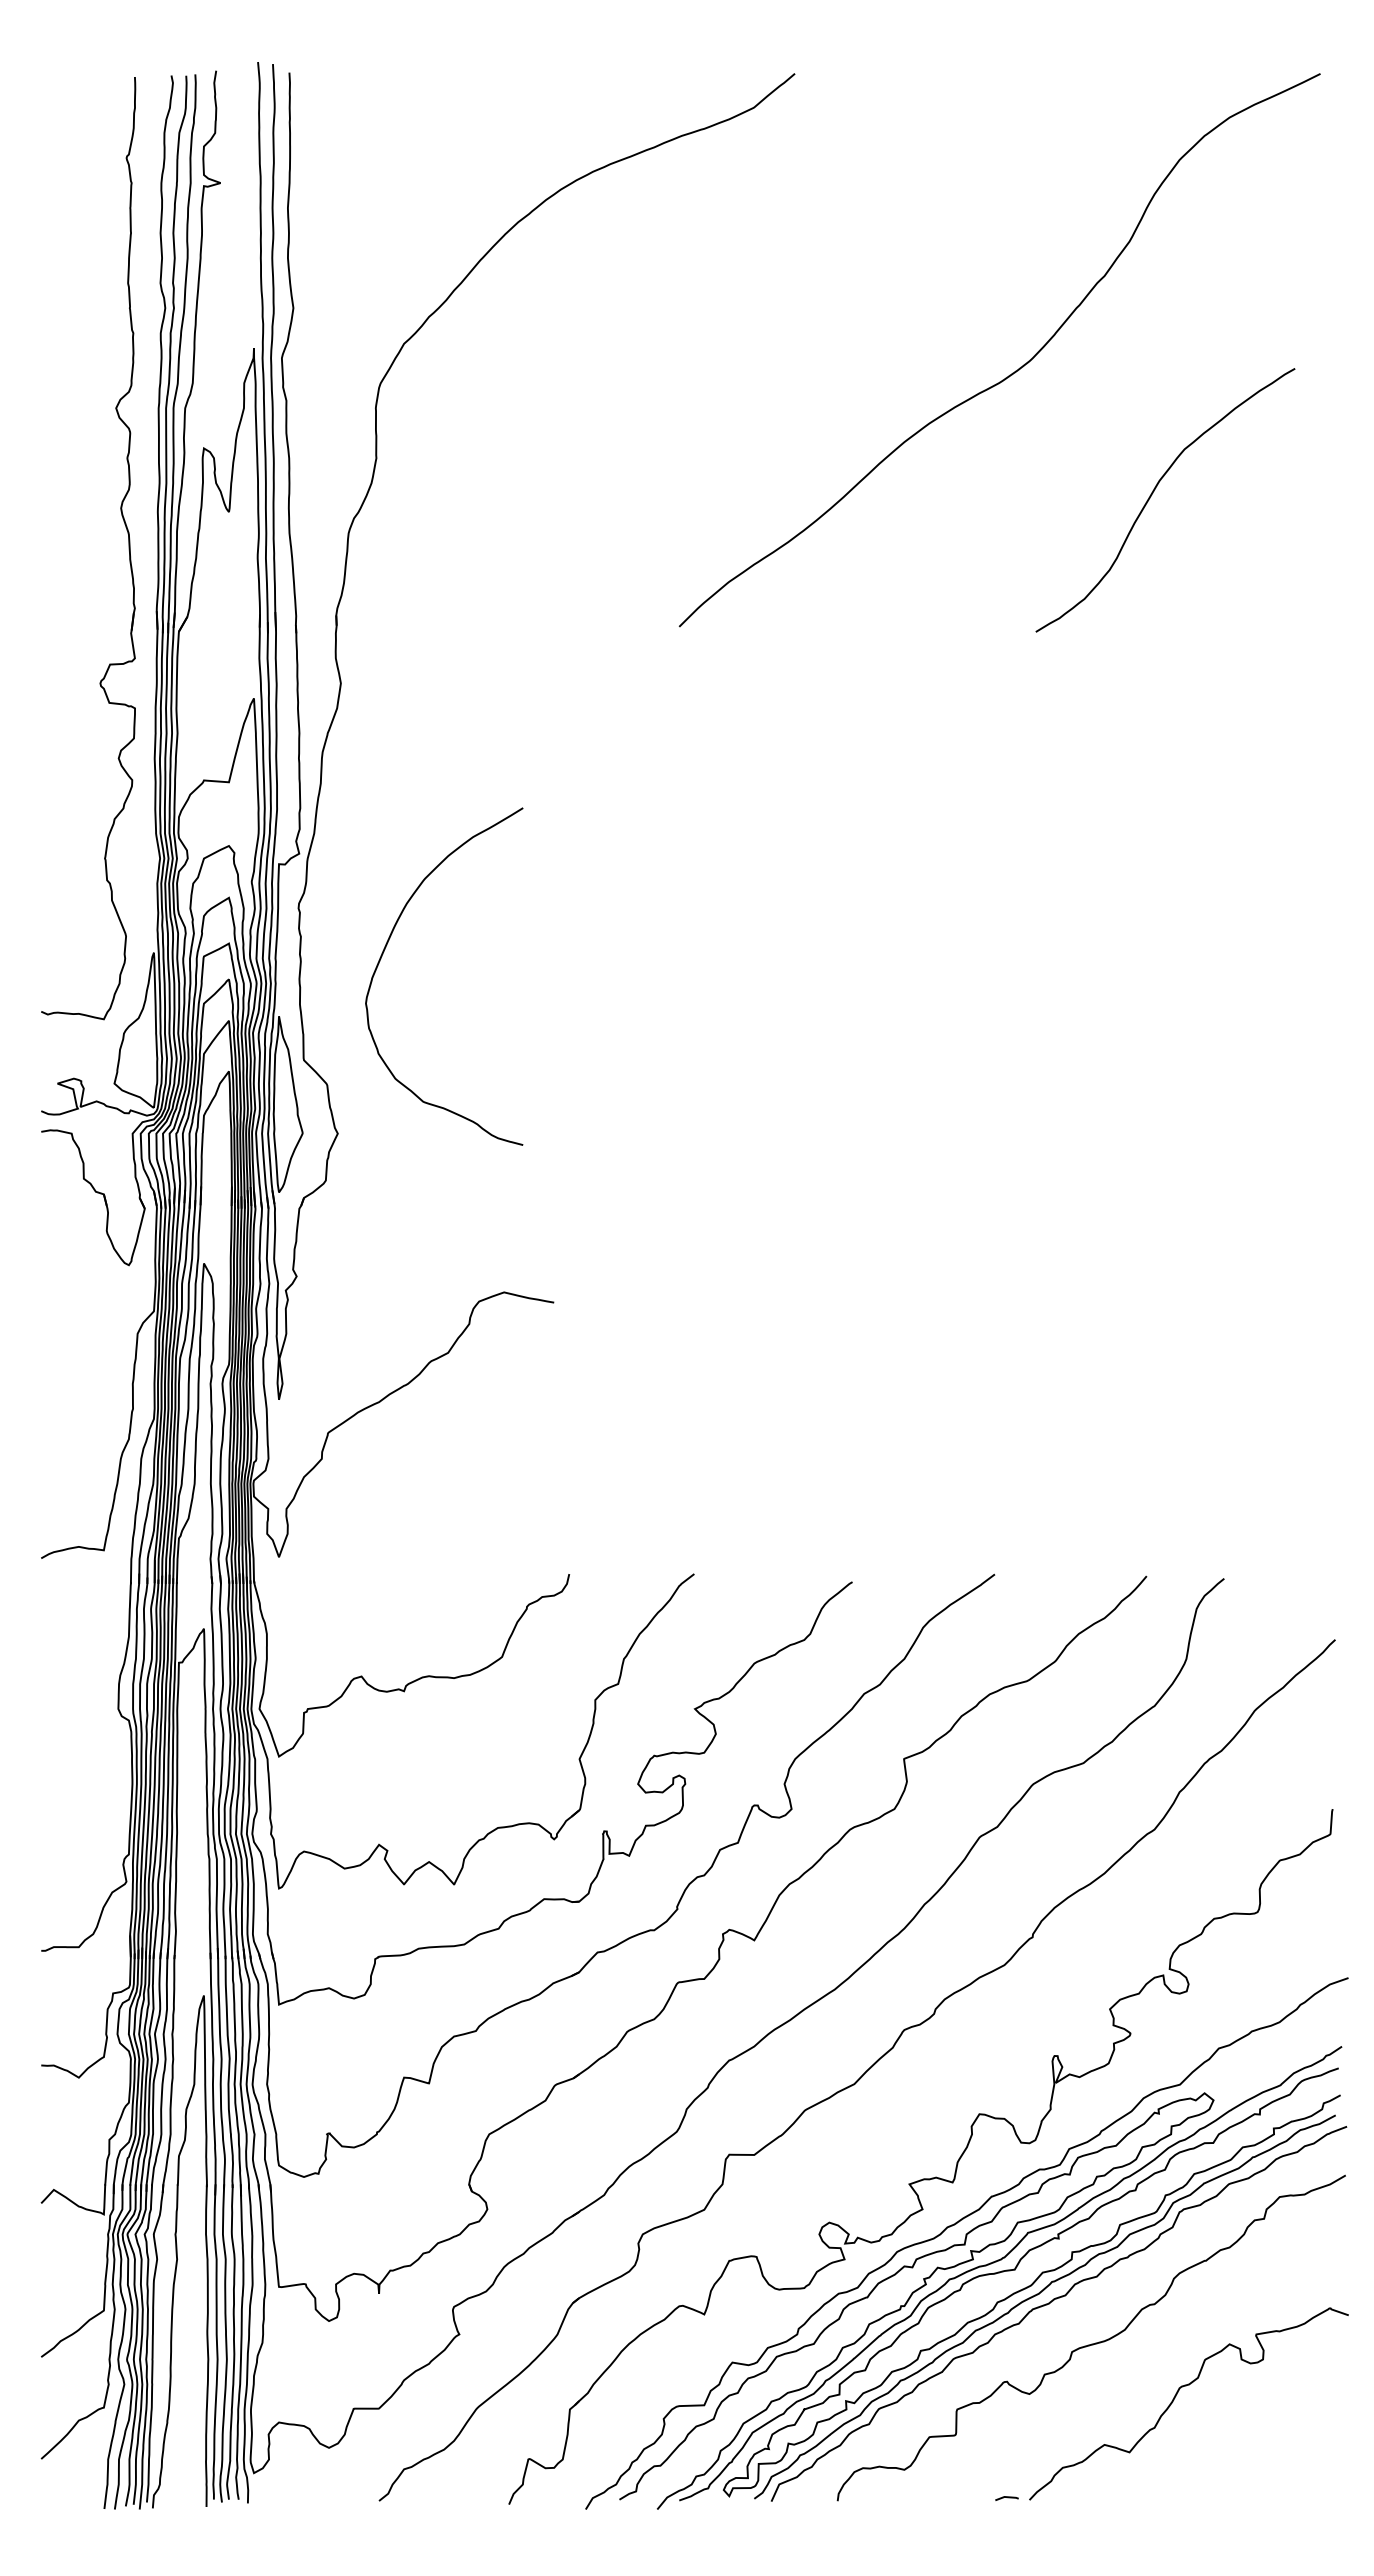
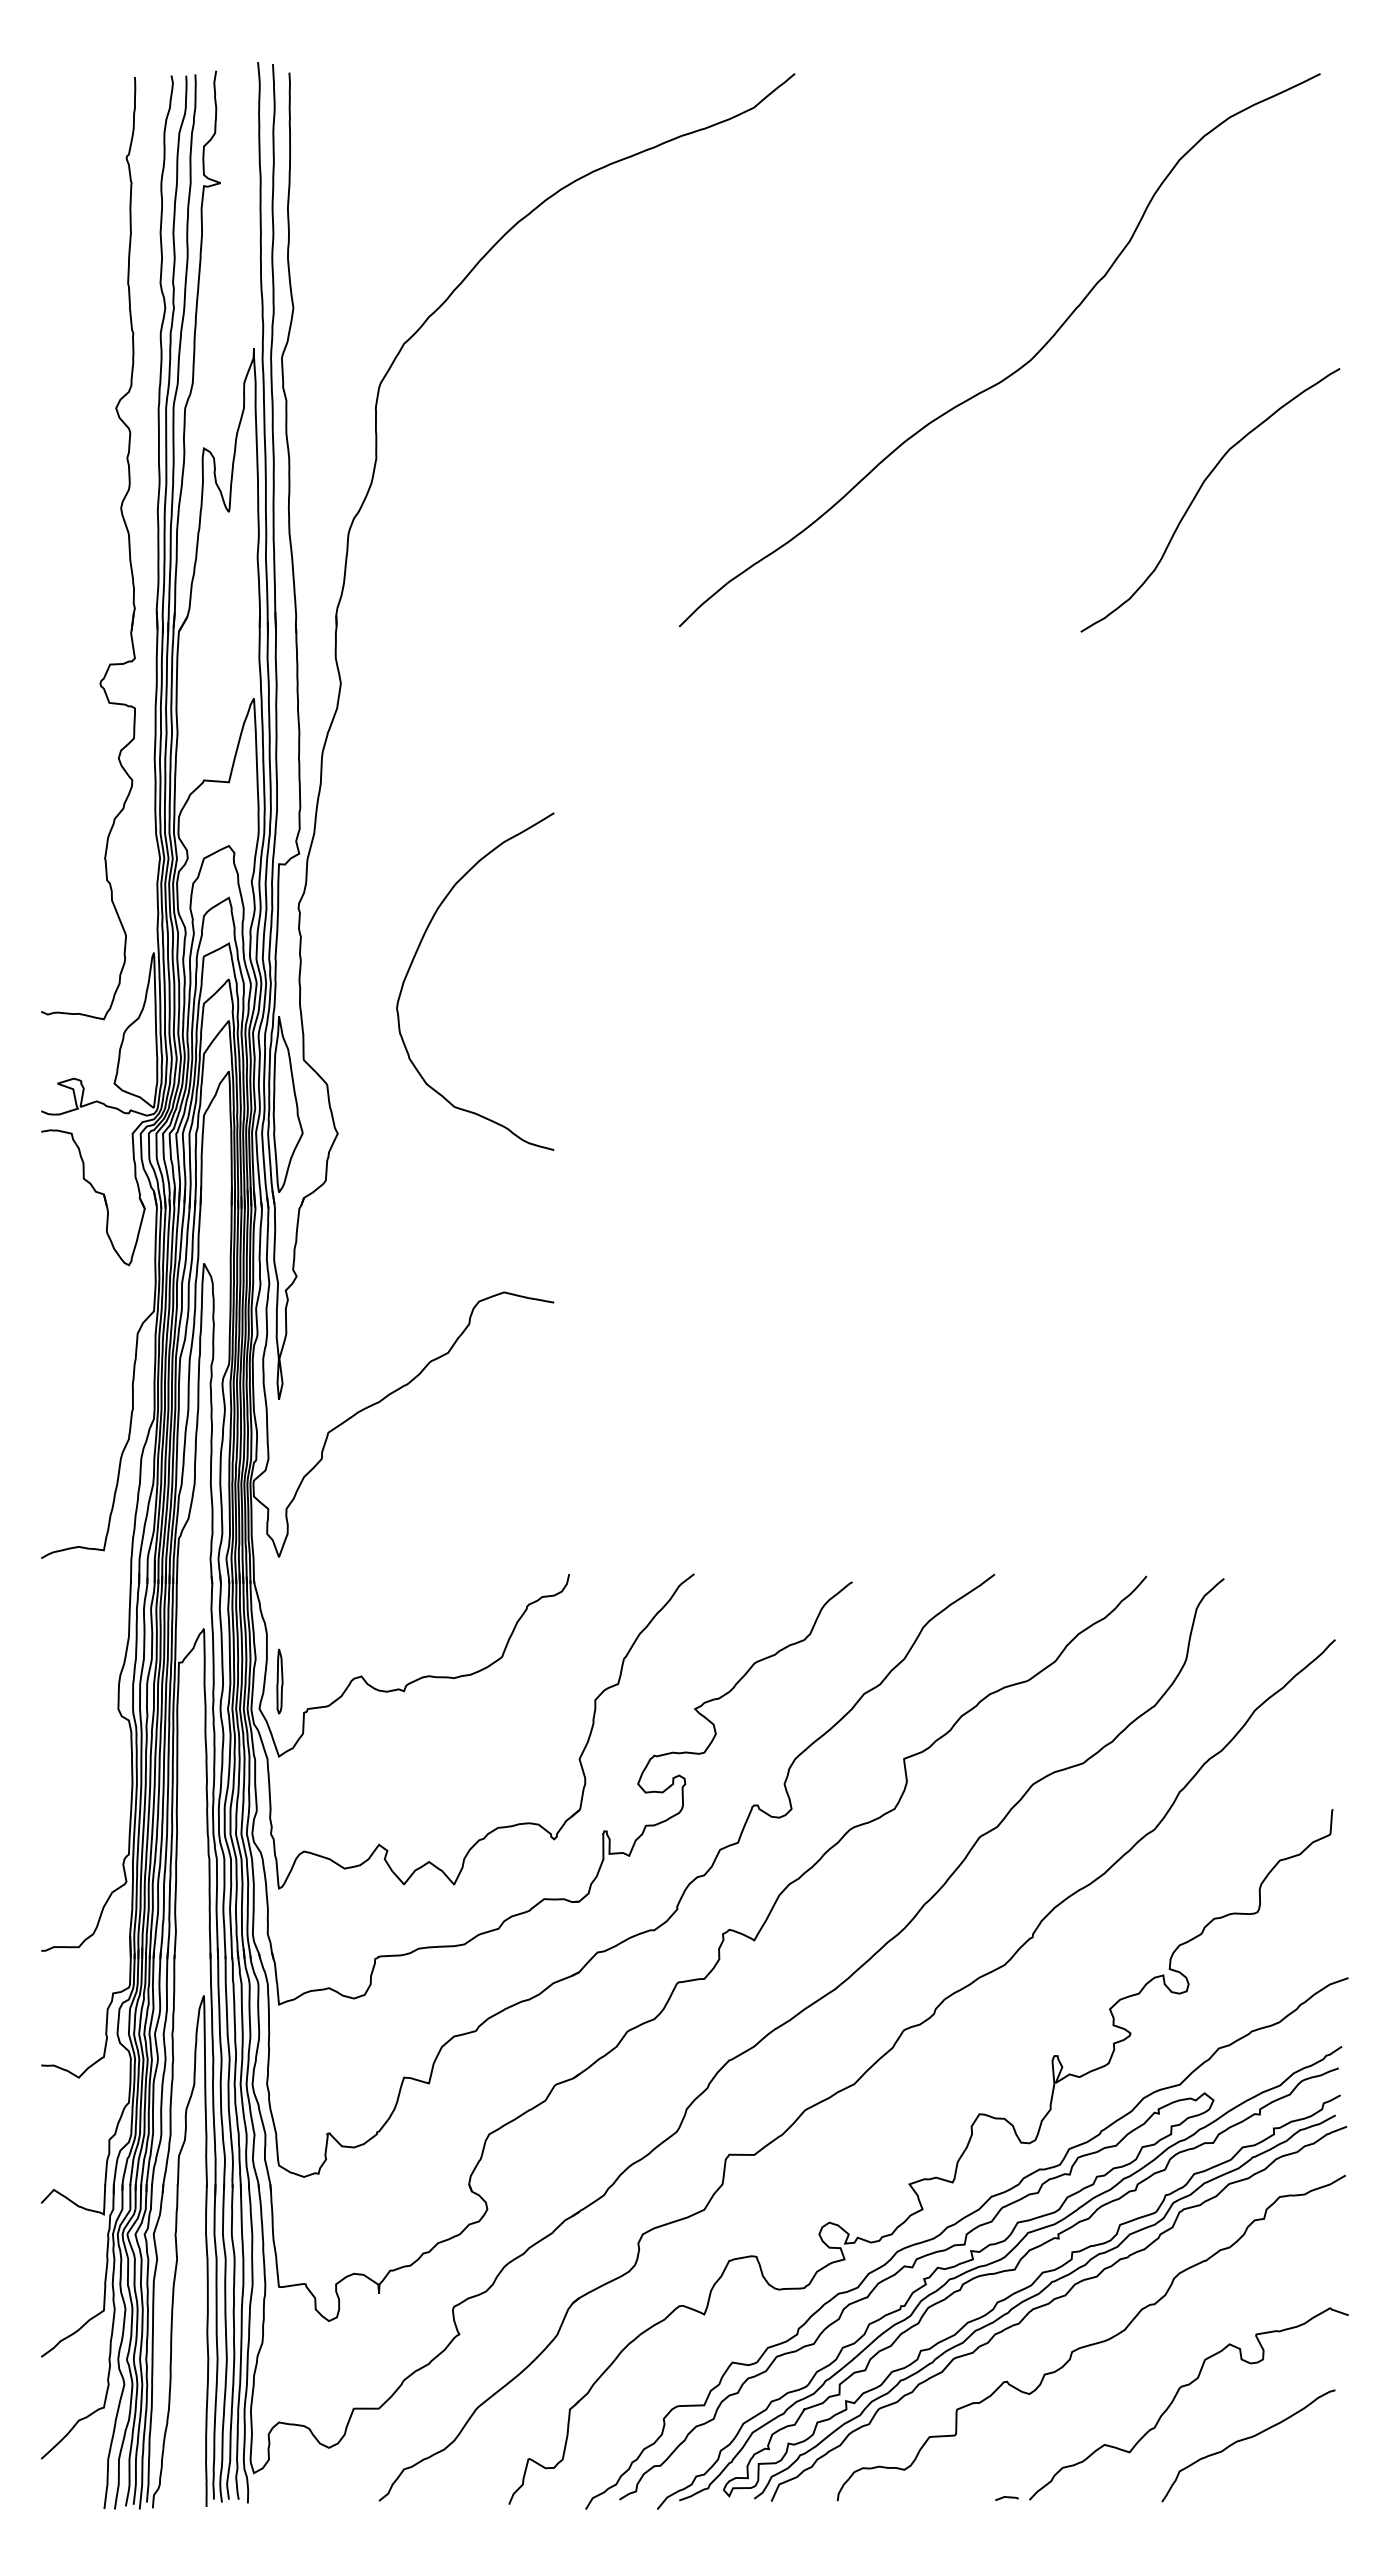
curve position: (1153, 493) -> (1198, 493) (1198, 493)
curve position: (386, 947) -> (417, 952) (417, 952)
part: none -> present (279, 1681)
curve: none -> present (1247, 2439)
